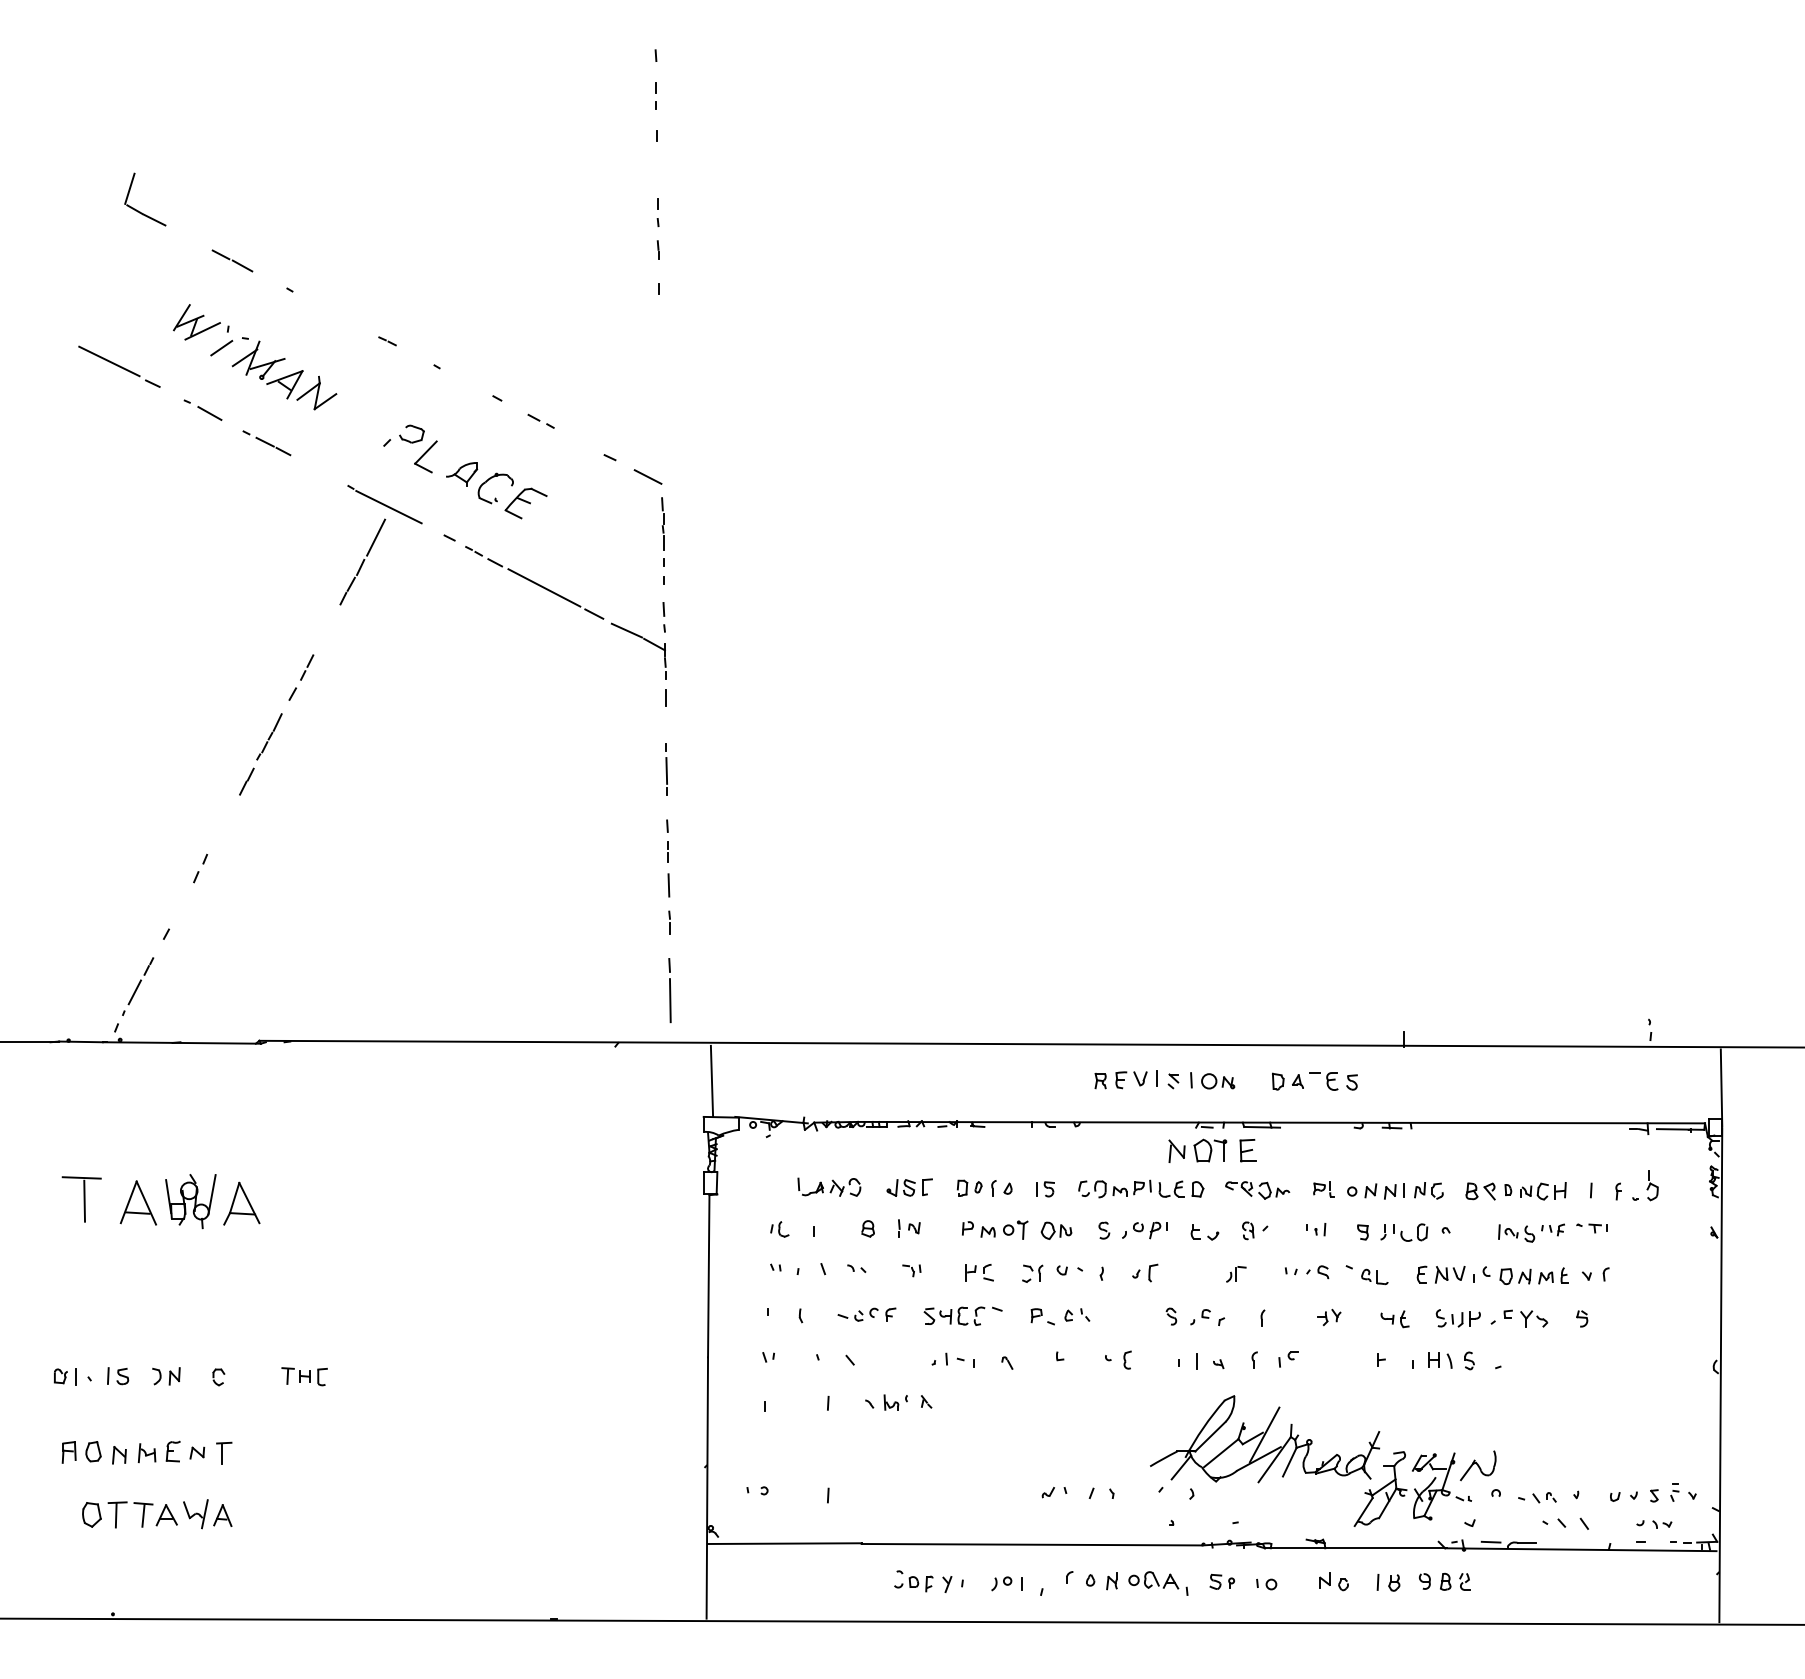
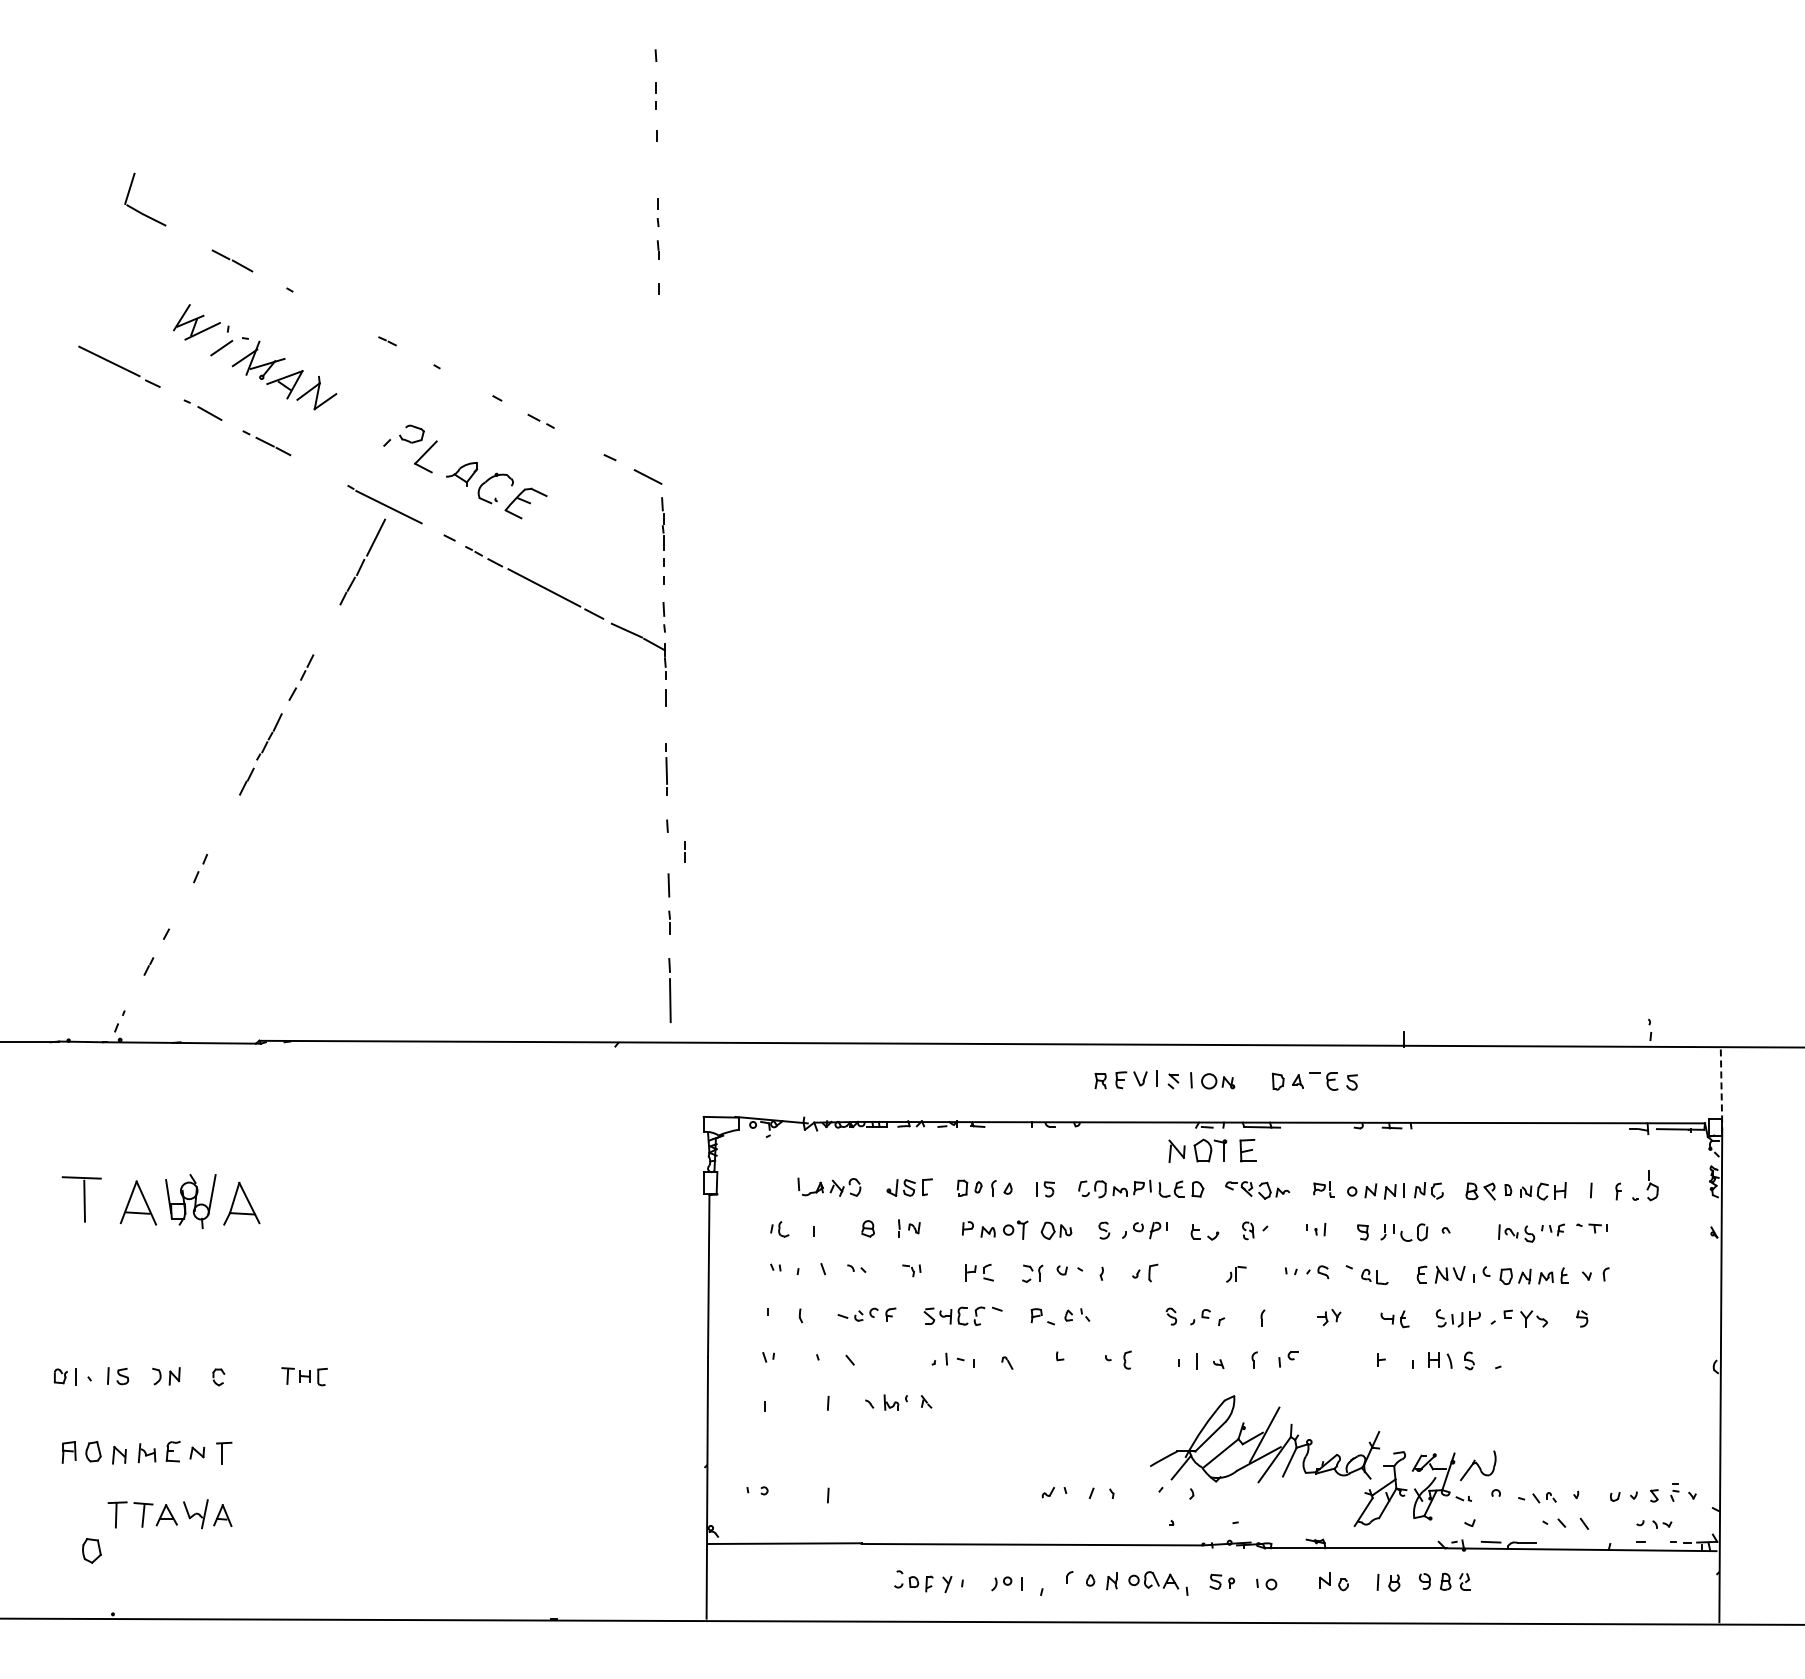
line position: (667, 852) -> (684, 852) (684, 852)
line: present -> none (134, 992)
line: present -> none (711, 1080)
line: solid -> dashed (1721, 1088)
part position: (91, 1514) -> (91, 1550) (91, 1550)
